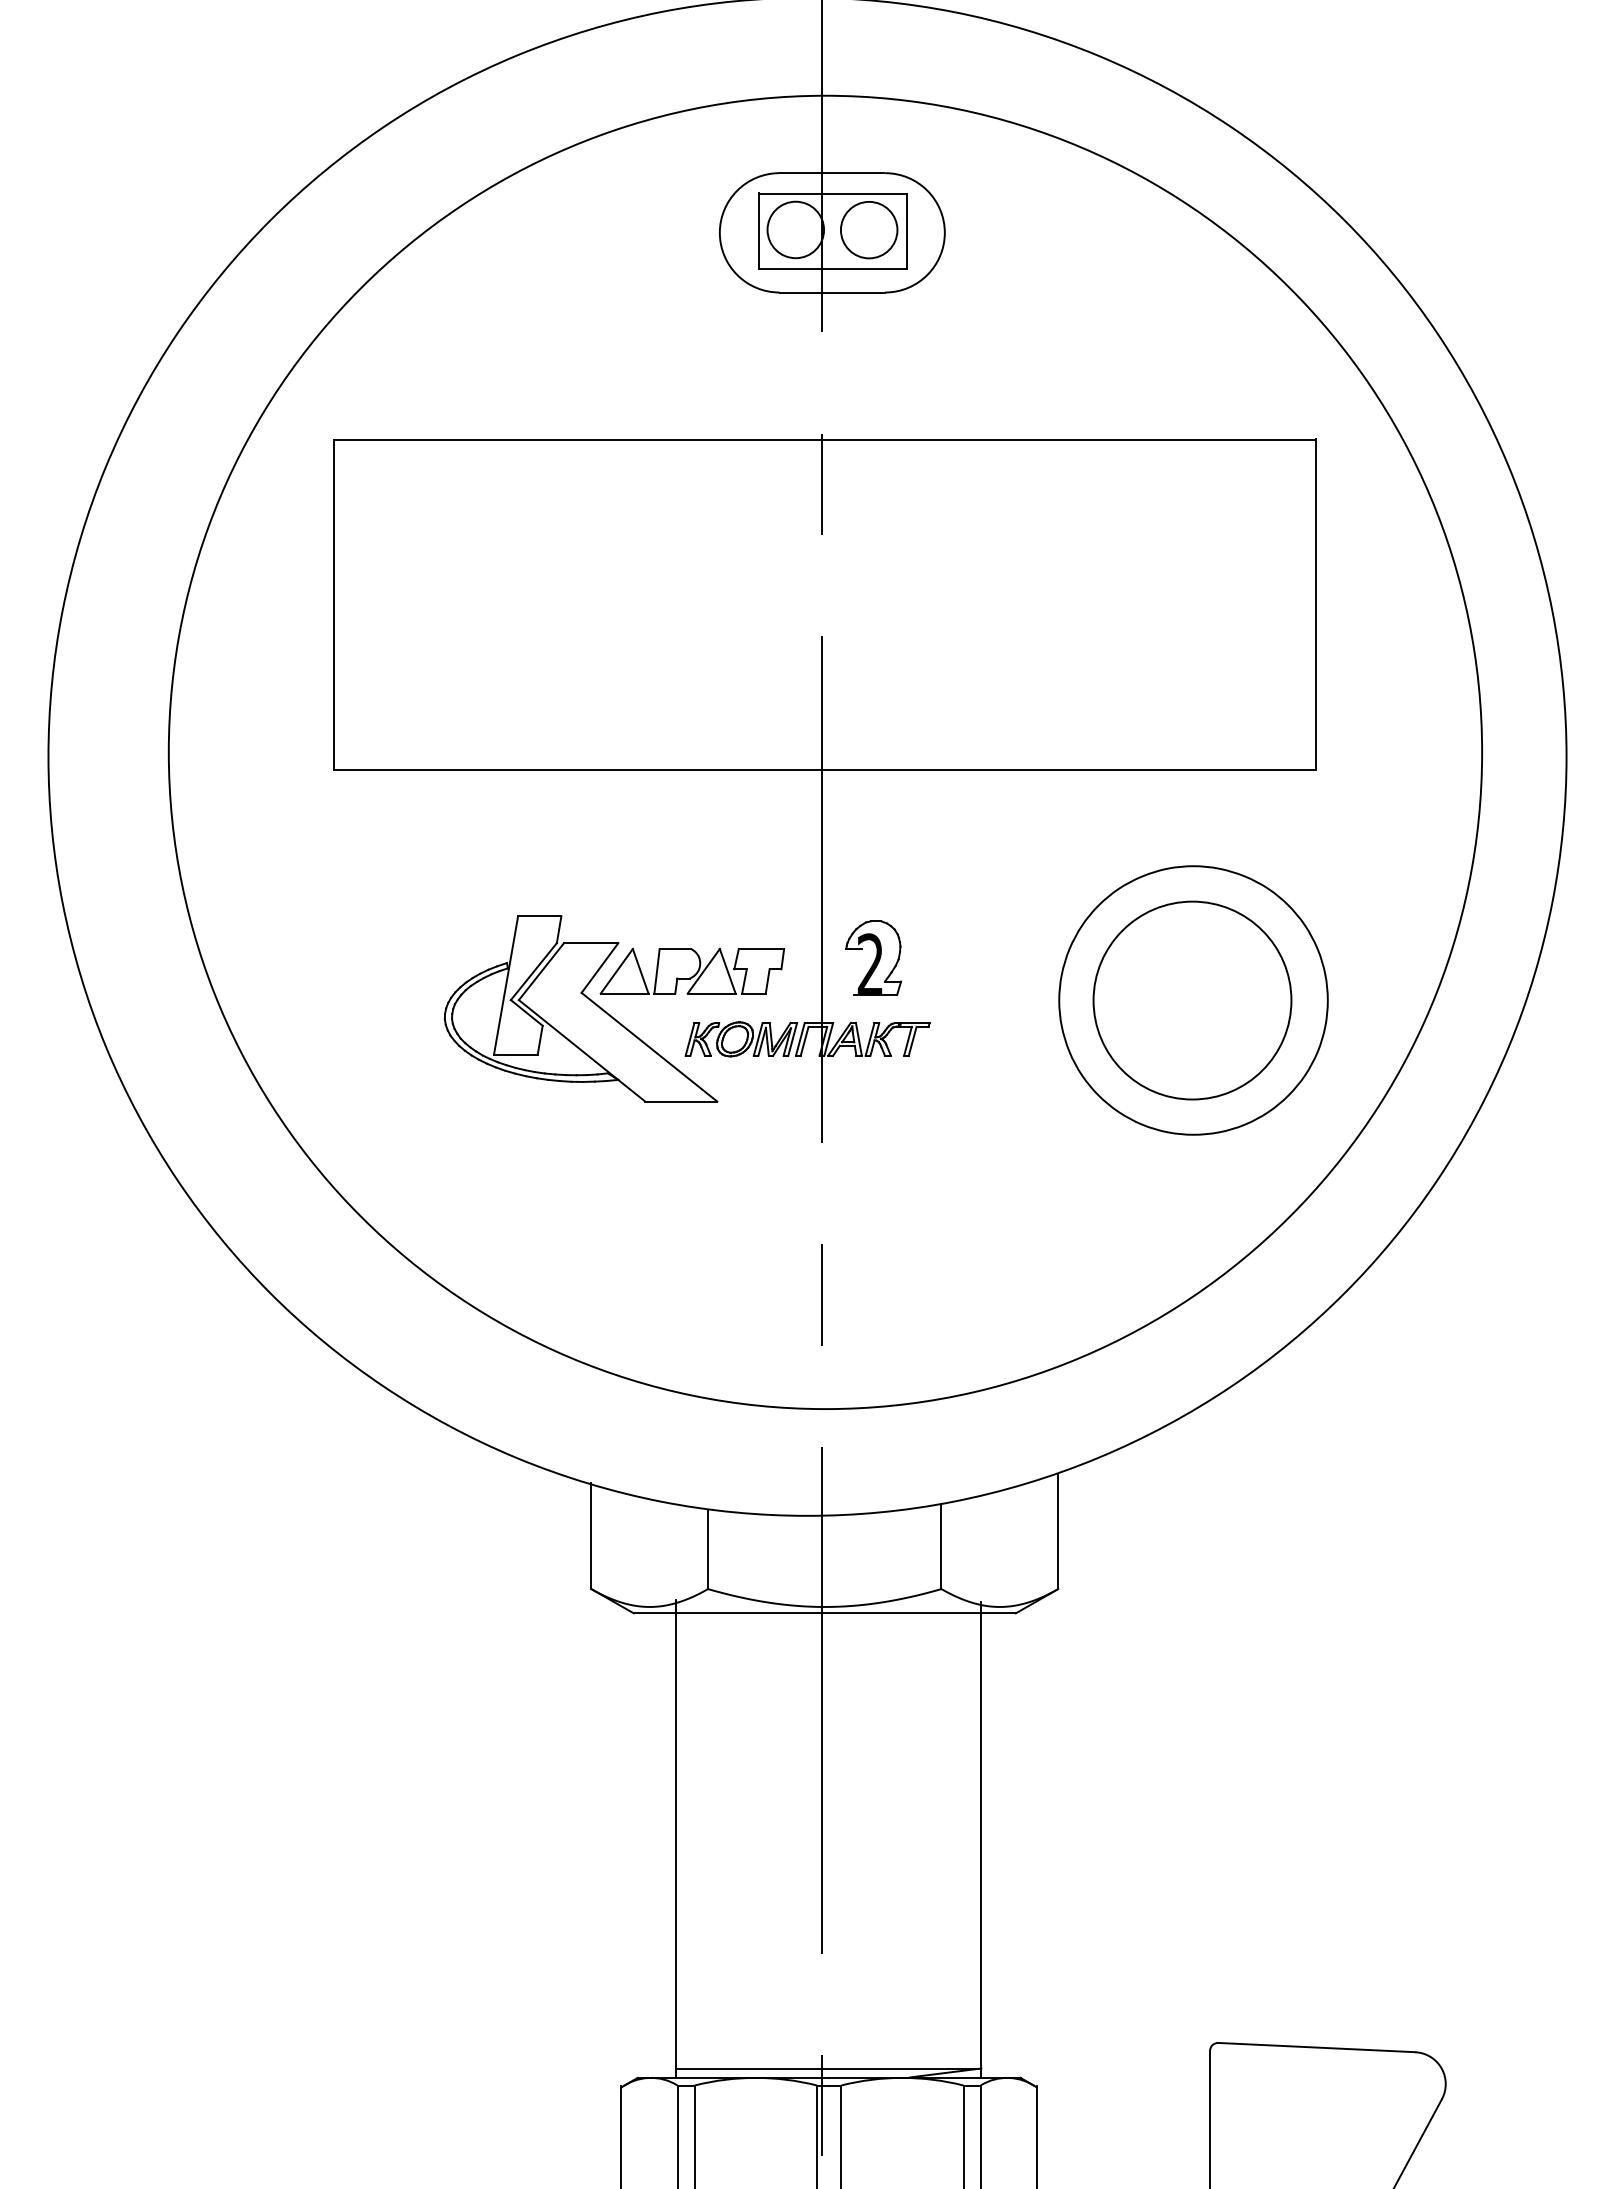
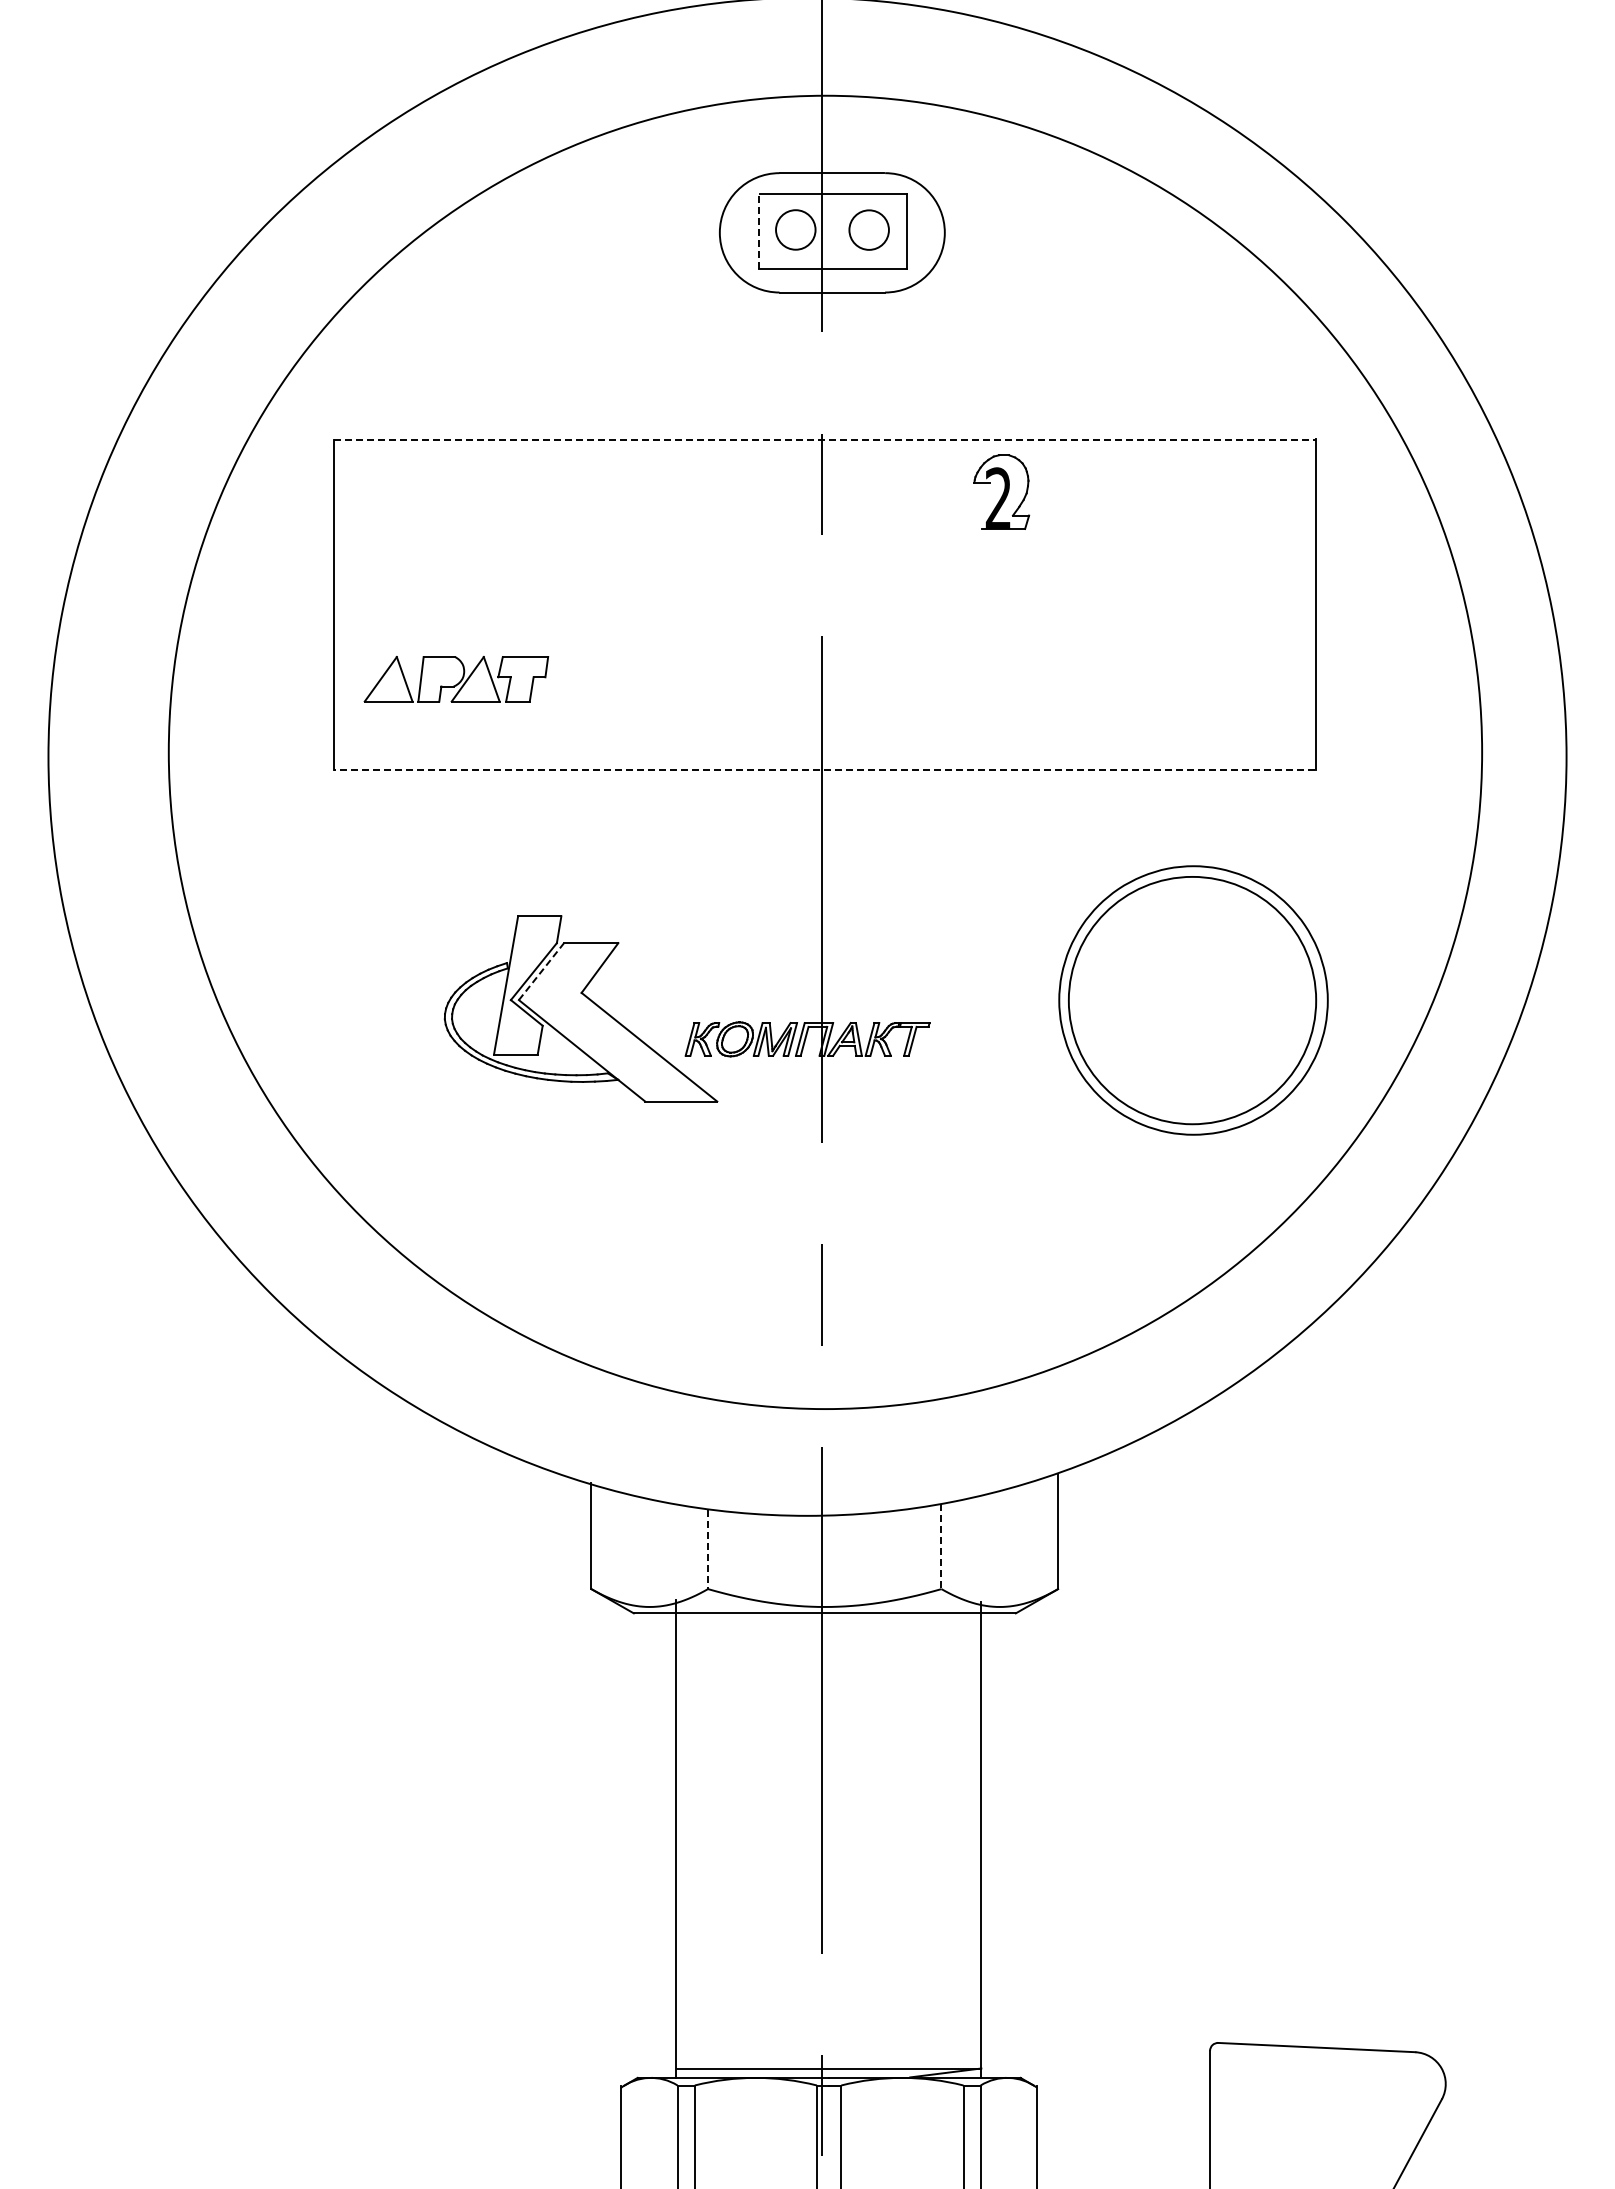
circle diameter: 56 px -> 40 px (795, 229)
circle diameter: 56 px -> 40 px (868, 229)
line: solid -> dashed (759, 231)
line: solid -> dashed (824, 439)
line: solid -> dashed (824, 769)
part position: (873, 957) -> (1001, 491) (1001, 491)
line: solid -> dashed (541, 971)
part position: (692, 971) -> (456, 679) (456, 679)
circle diameter: 198 px -> 247 px (1192, 1000)
line: solid -> dashed (941, 1546)
line: solid -> dashed (708, 1550)
